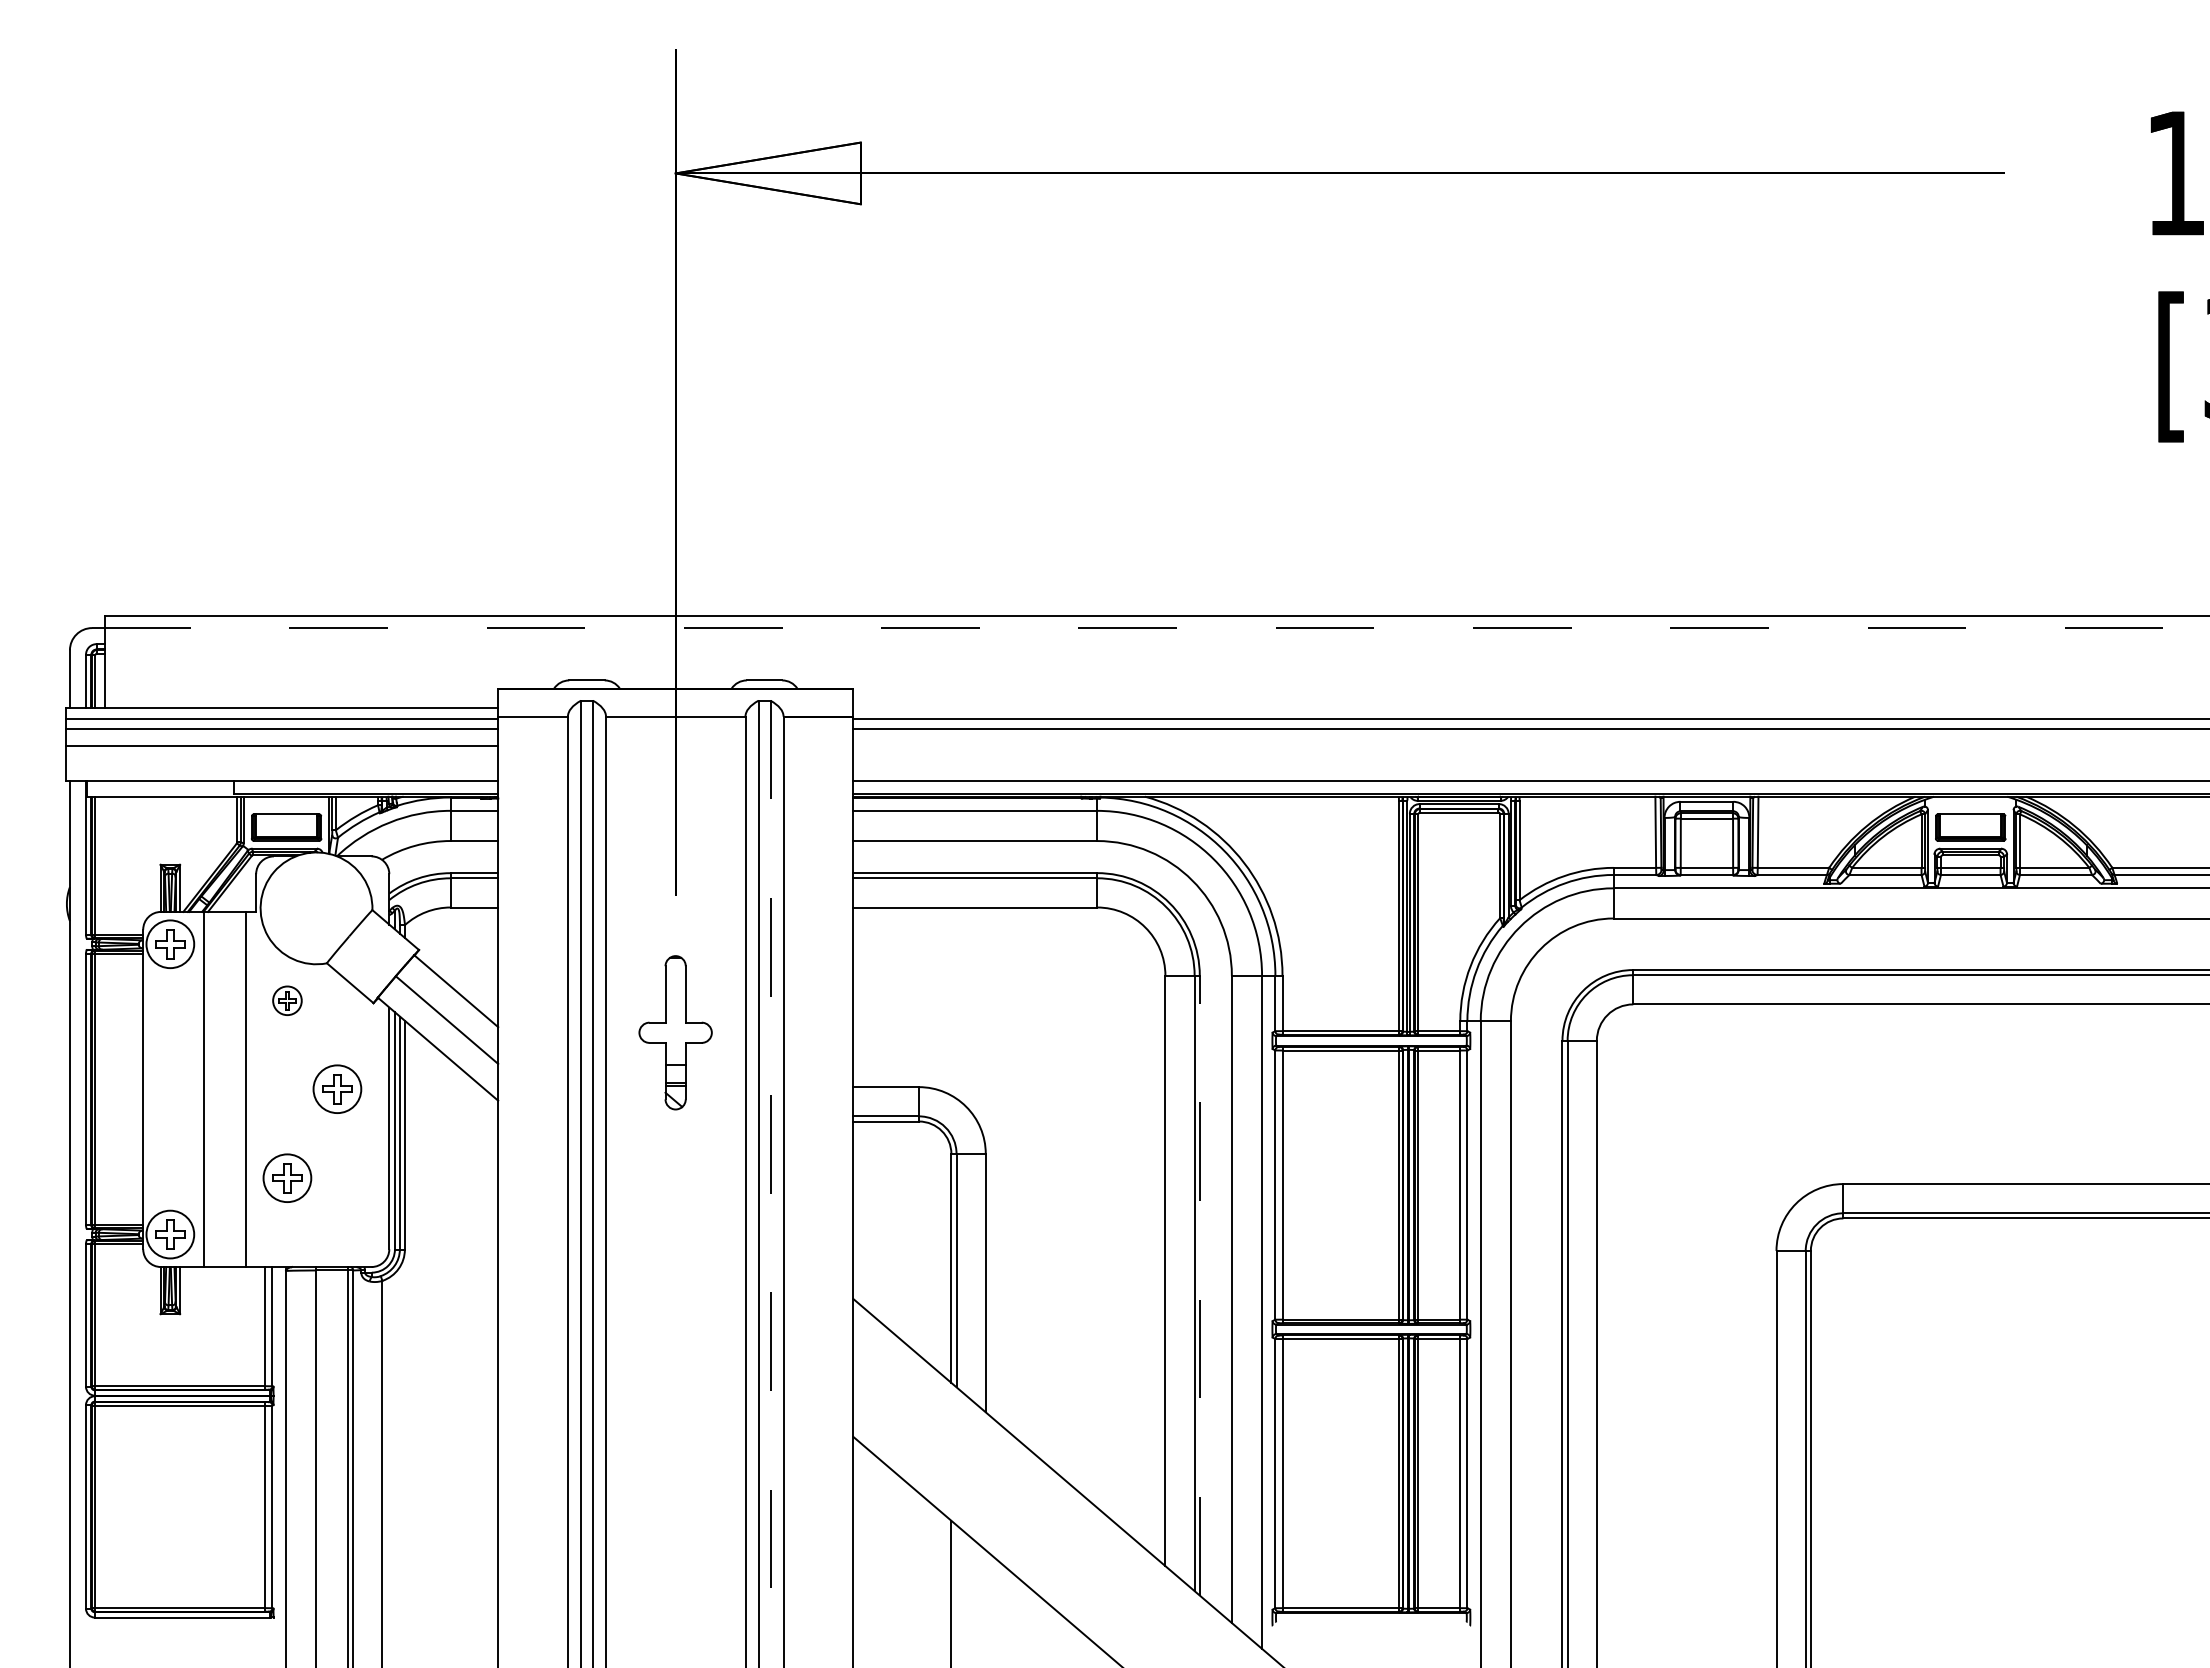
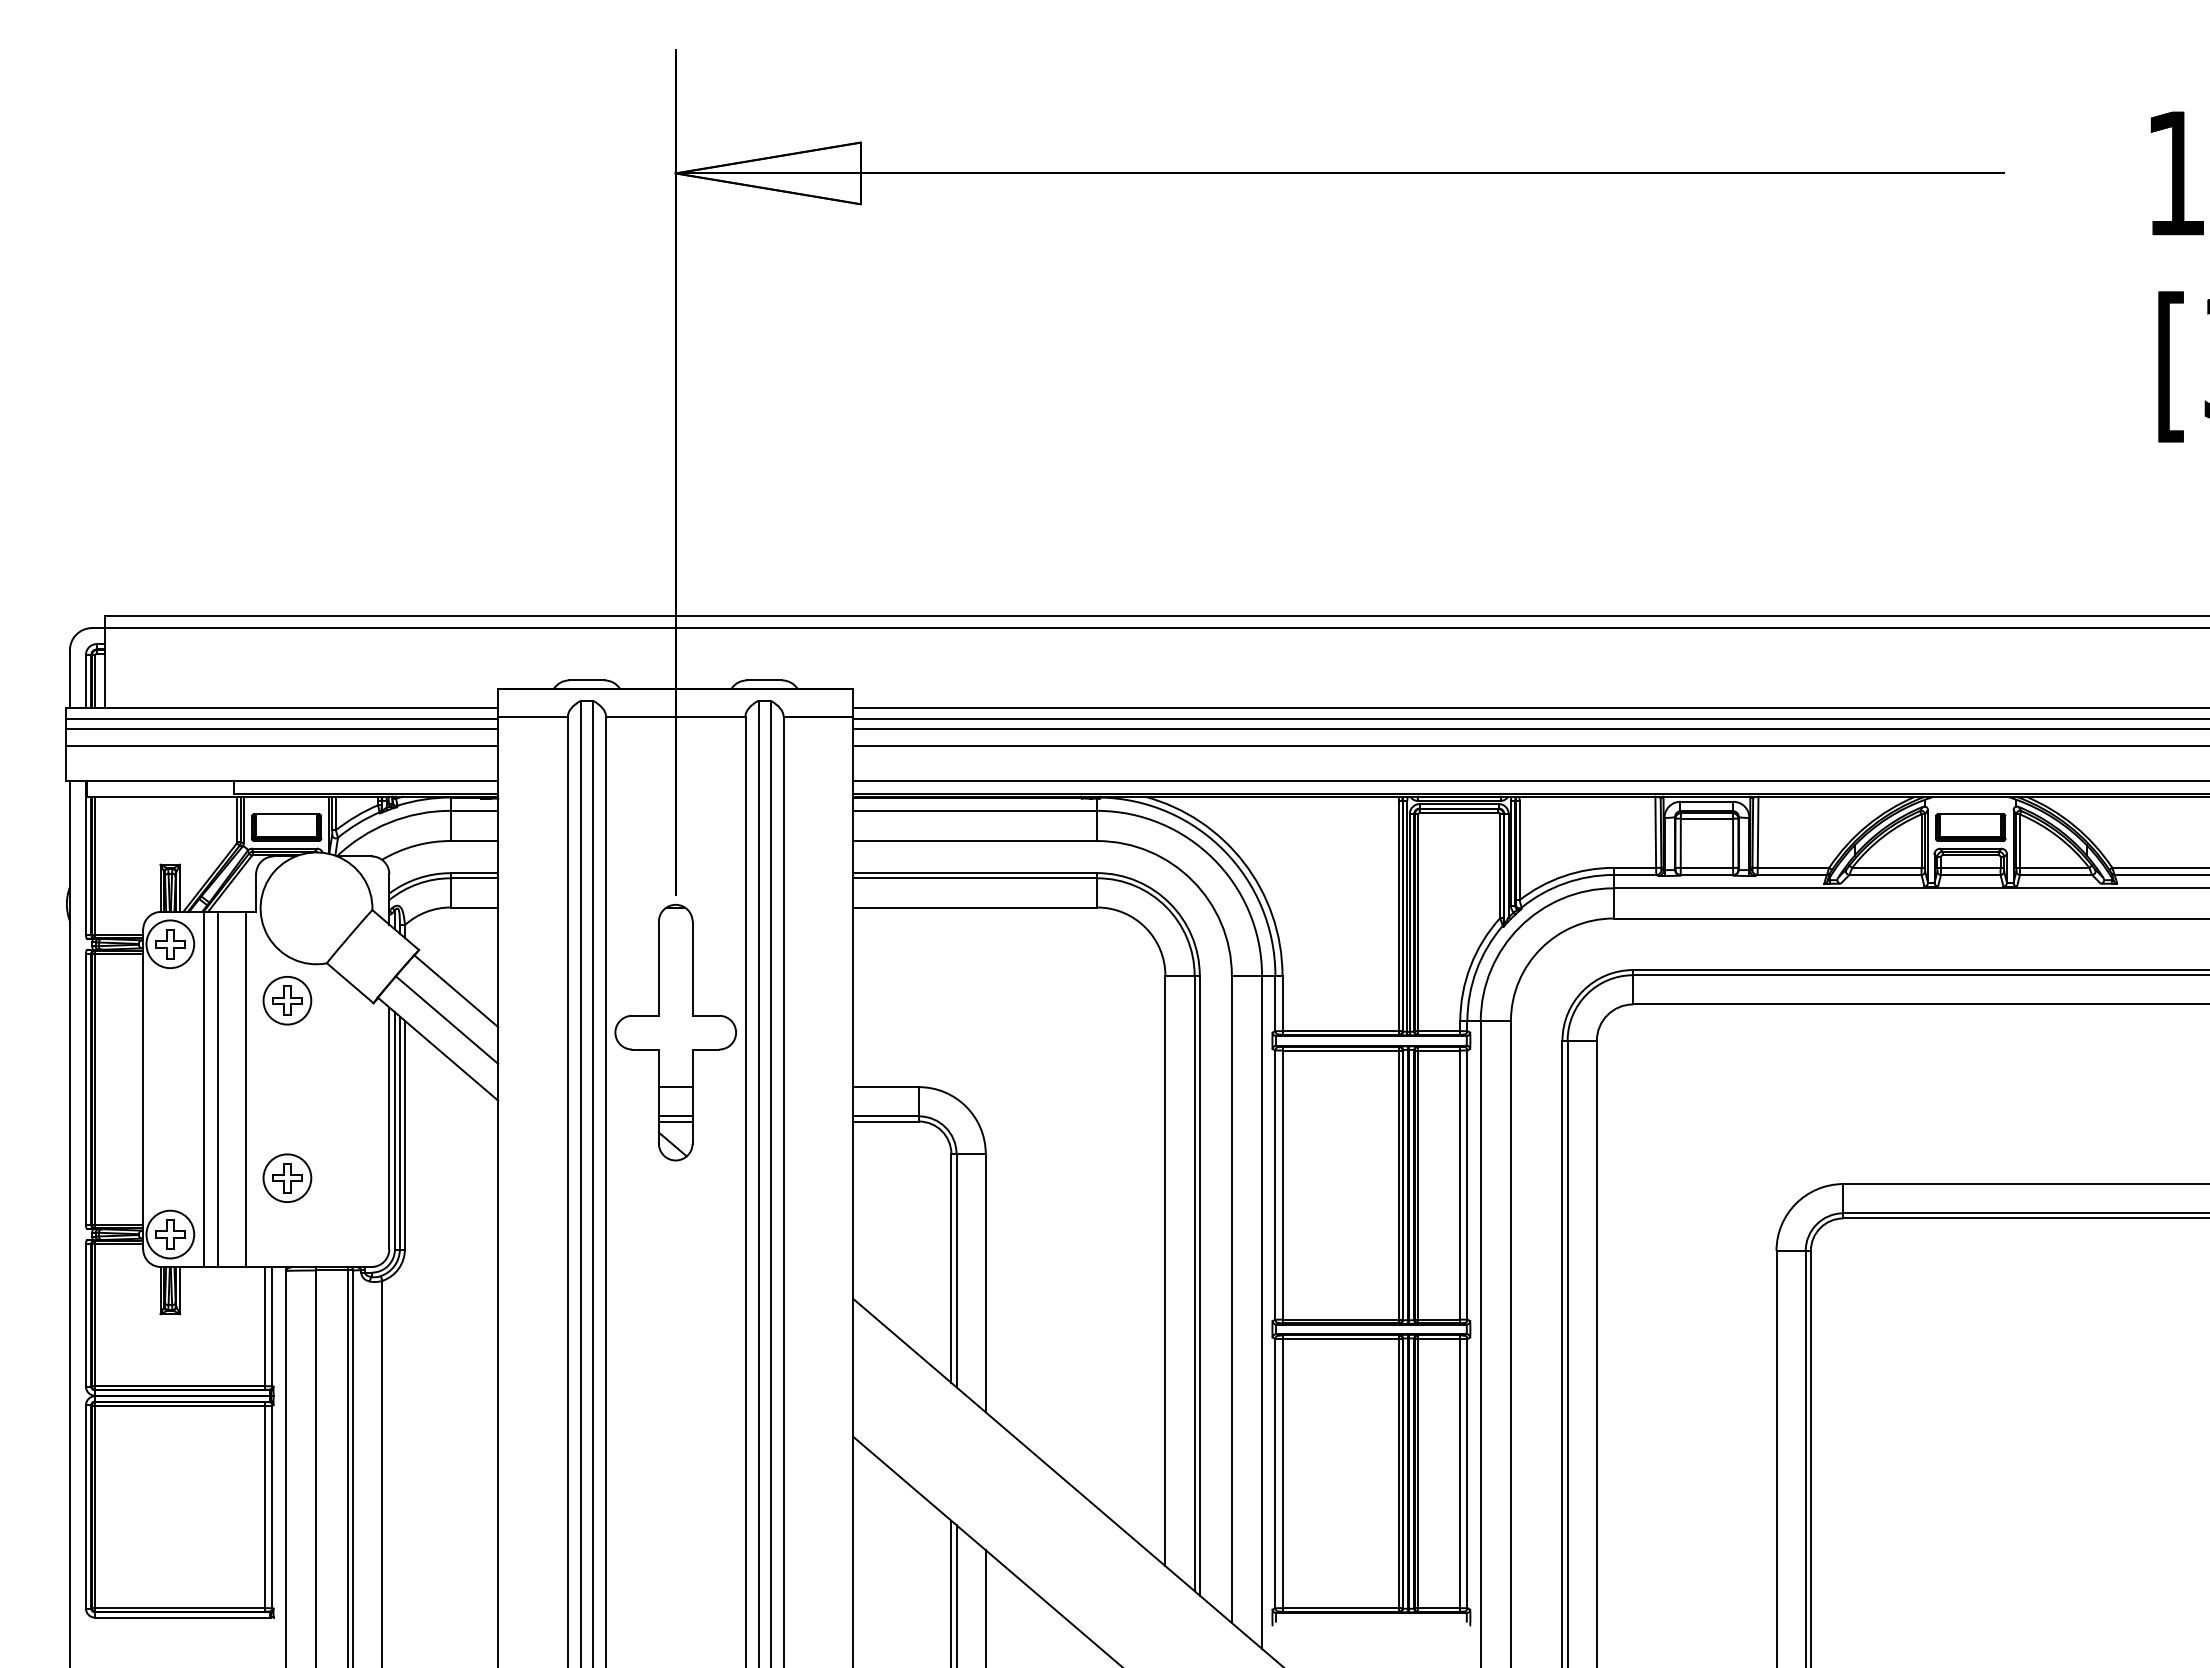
line: dashed -> solid (1150, 628)
line: none -> present (1529, 707)
line: none -> present (1529, 746)
part size: 31x31 px -> 51x50 px (287, 1000)
part size: 75x156 px -> 123x258 px (675, 1032)
part: present -> none (337, 1088)
line: none -> present (217, 1089)
line: dashed -> solid (770, 1184)
line: dashed -> solid (1199, 1285)
line: none -> present (956, 1594)
line: none -> present (985, 1607)
